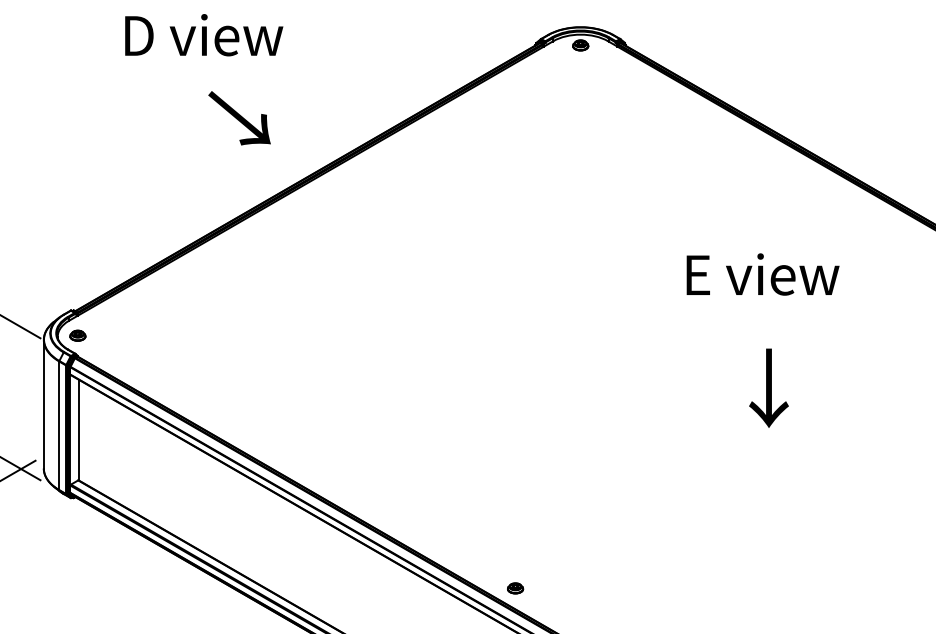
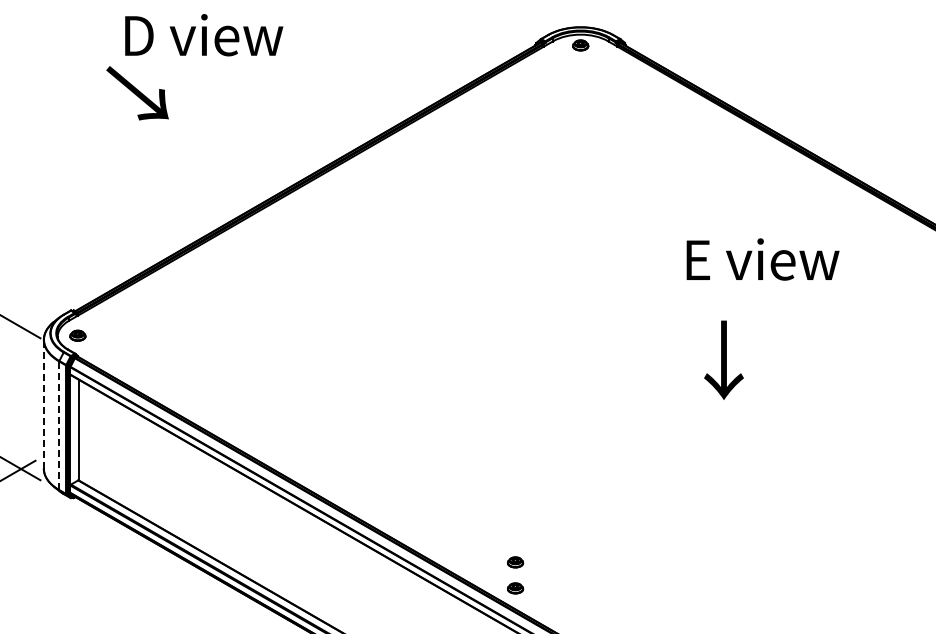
text position: (239, 118) -> (137, 93) (137, 93)
text position: (762, 274) -> (762, 259) (762, 259)
text position: (768, 387) -> (723, 359) (723, 359)
line: solid -> dashed (43, 403)
line: solid -> dashed (59, 425)
part: none -> present (515, 562)
